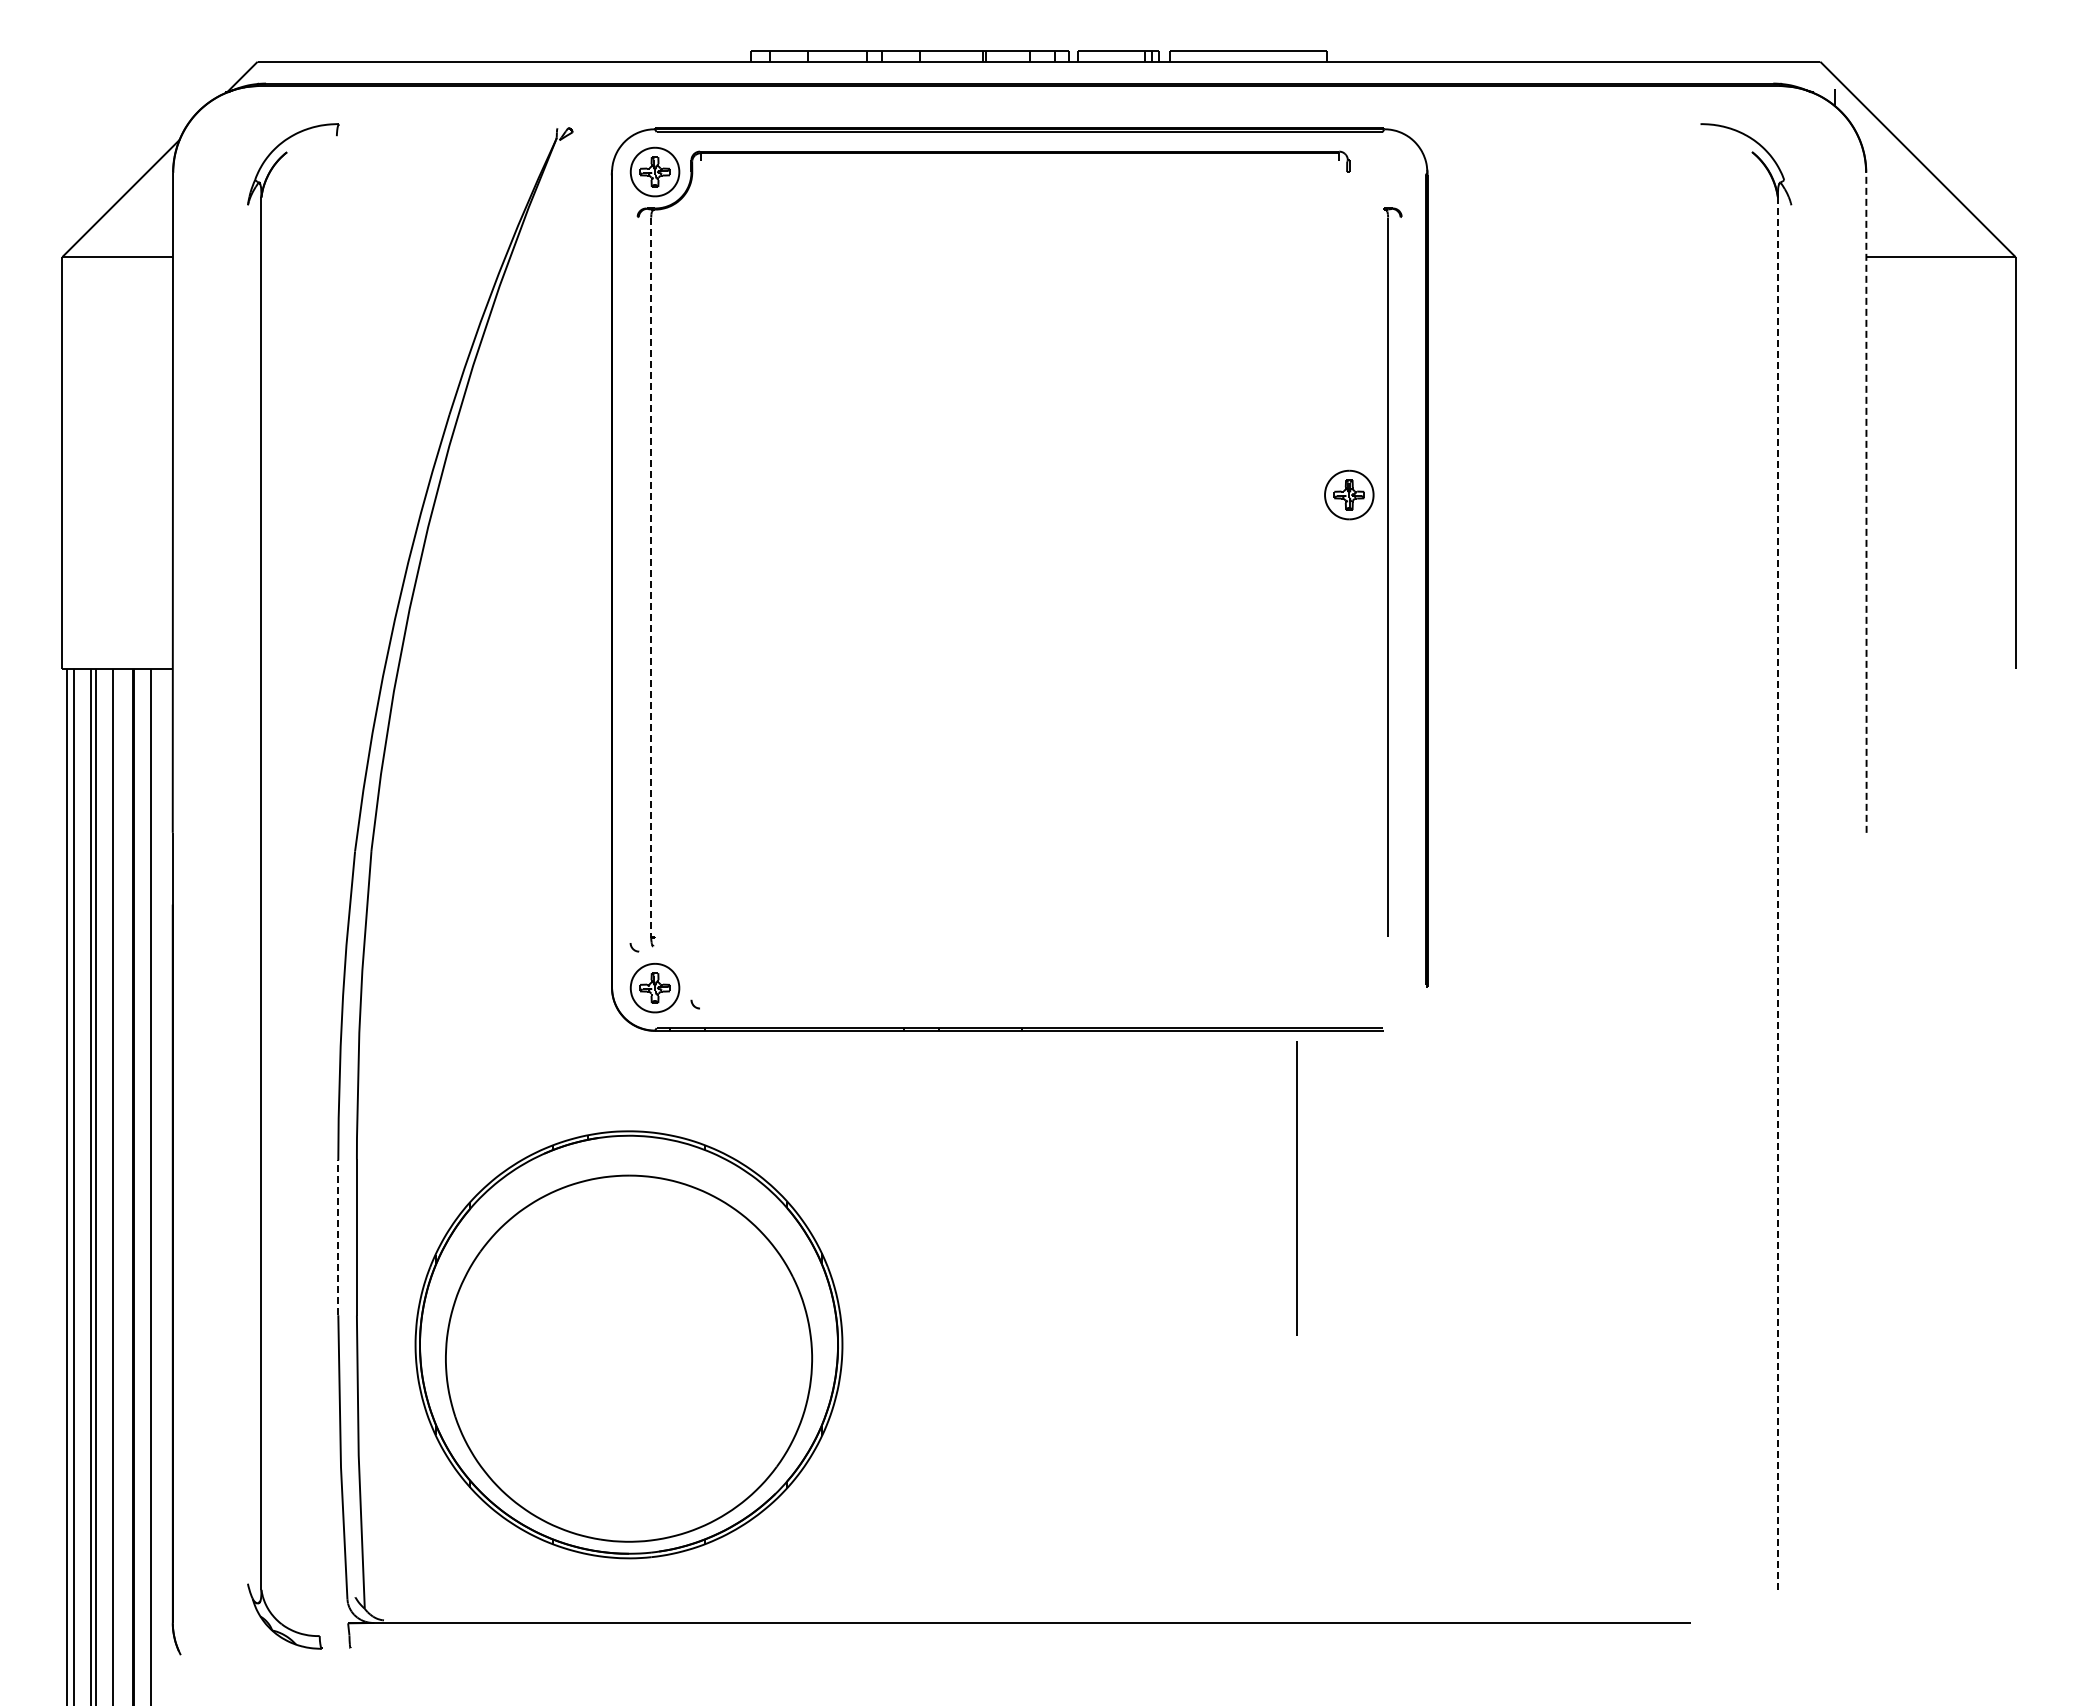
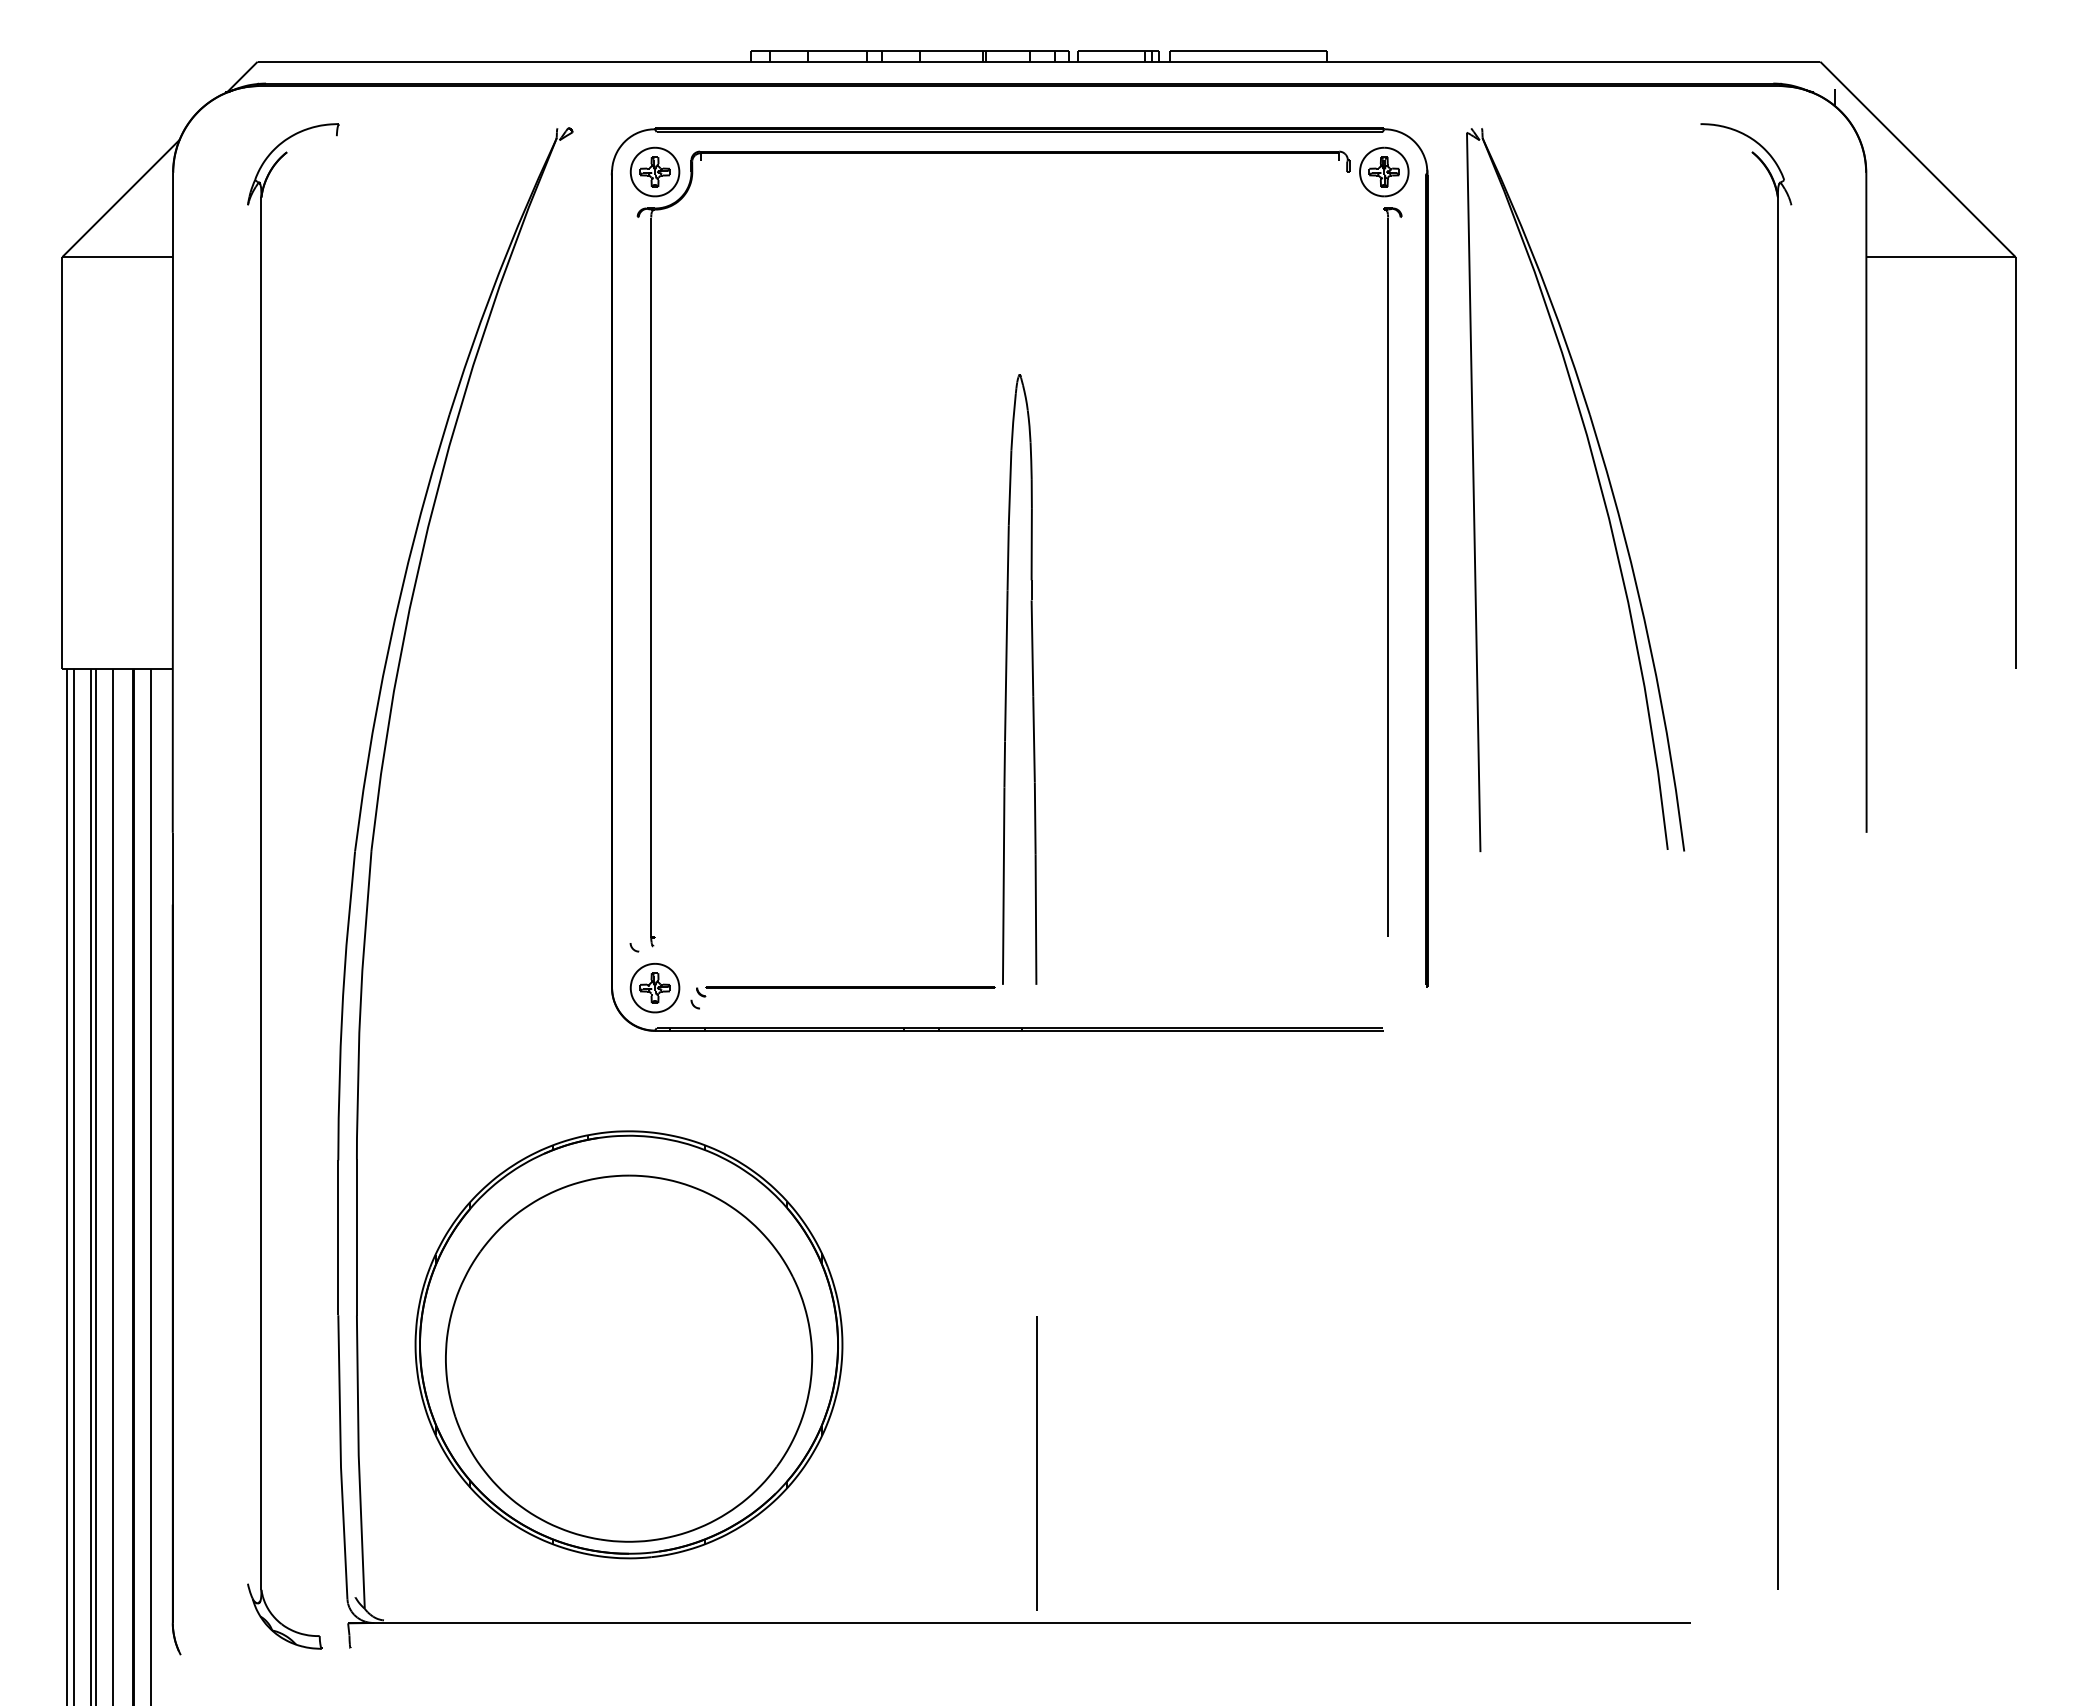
part: none -> present (1598, 483)
part position: (1349, 494) -> (1384, 171) (1384, 171)
line: dashed -> solid (1866, 502)
line: dashed -> solid (651, 577)
part: none -> present (1004, 695)
line: dashed -> solid (1777, 893)
line position: (1296, 1188) -> (1036, 1463) (1036, 1463)
line: dashed -> solid (338, 1237)
